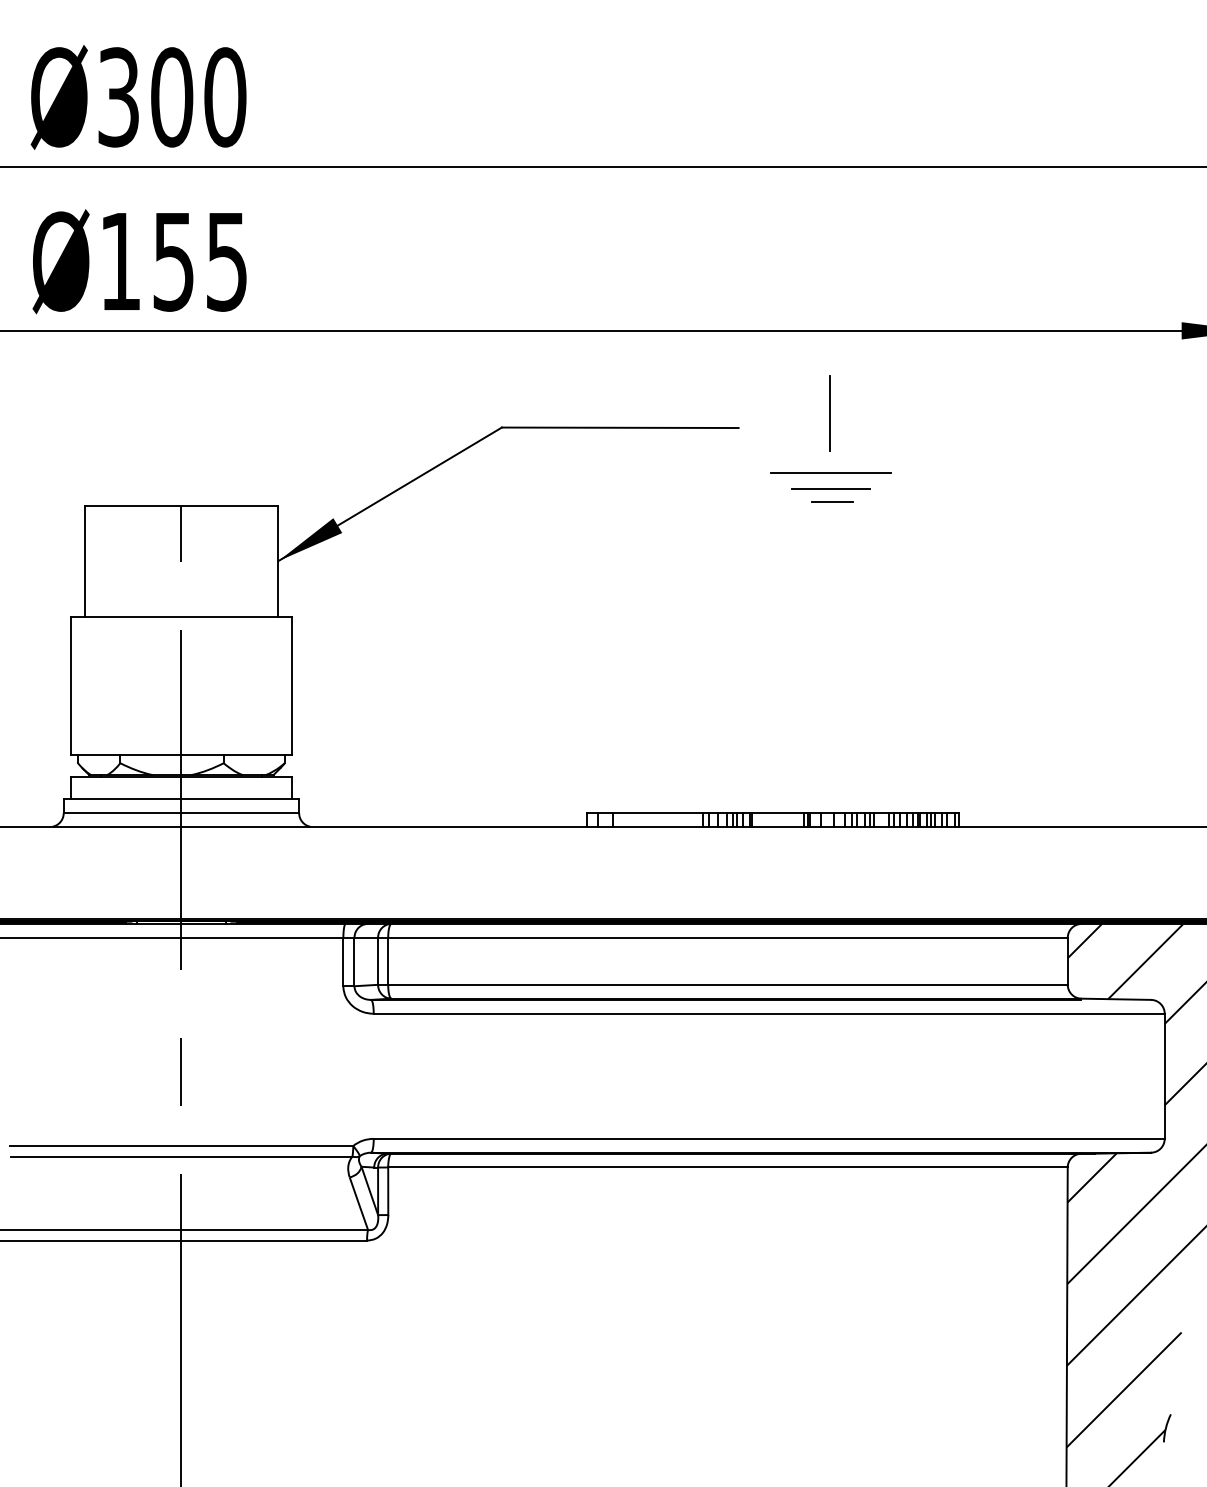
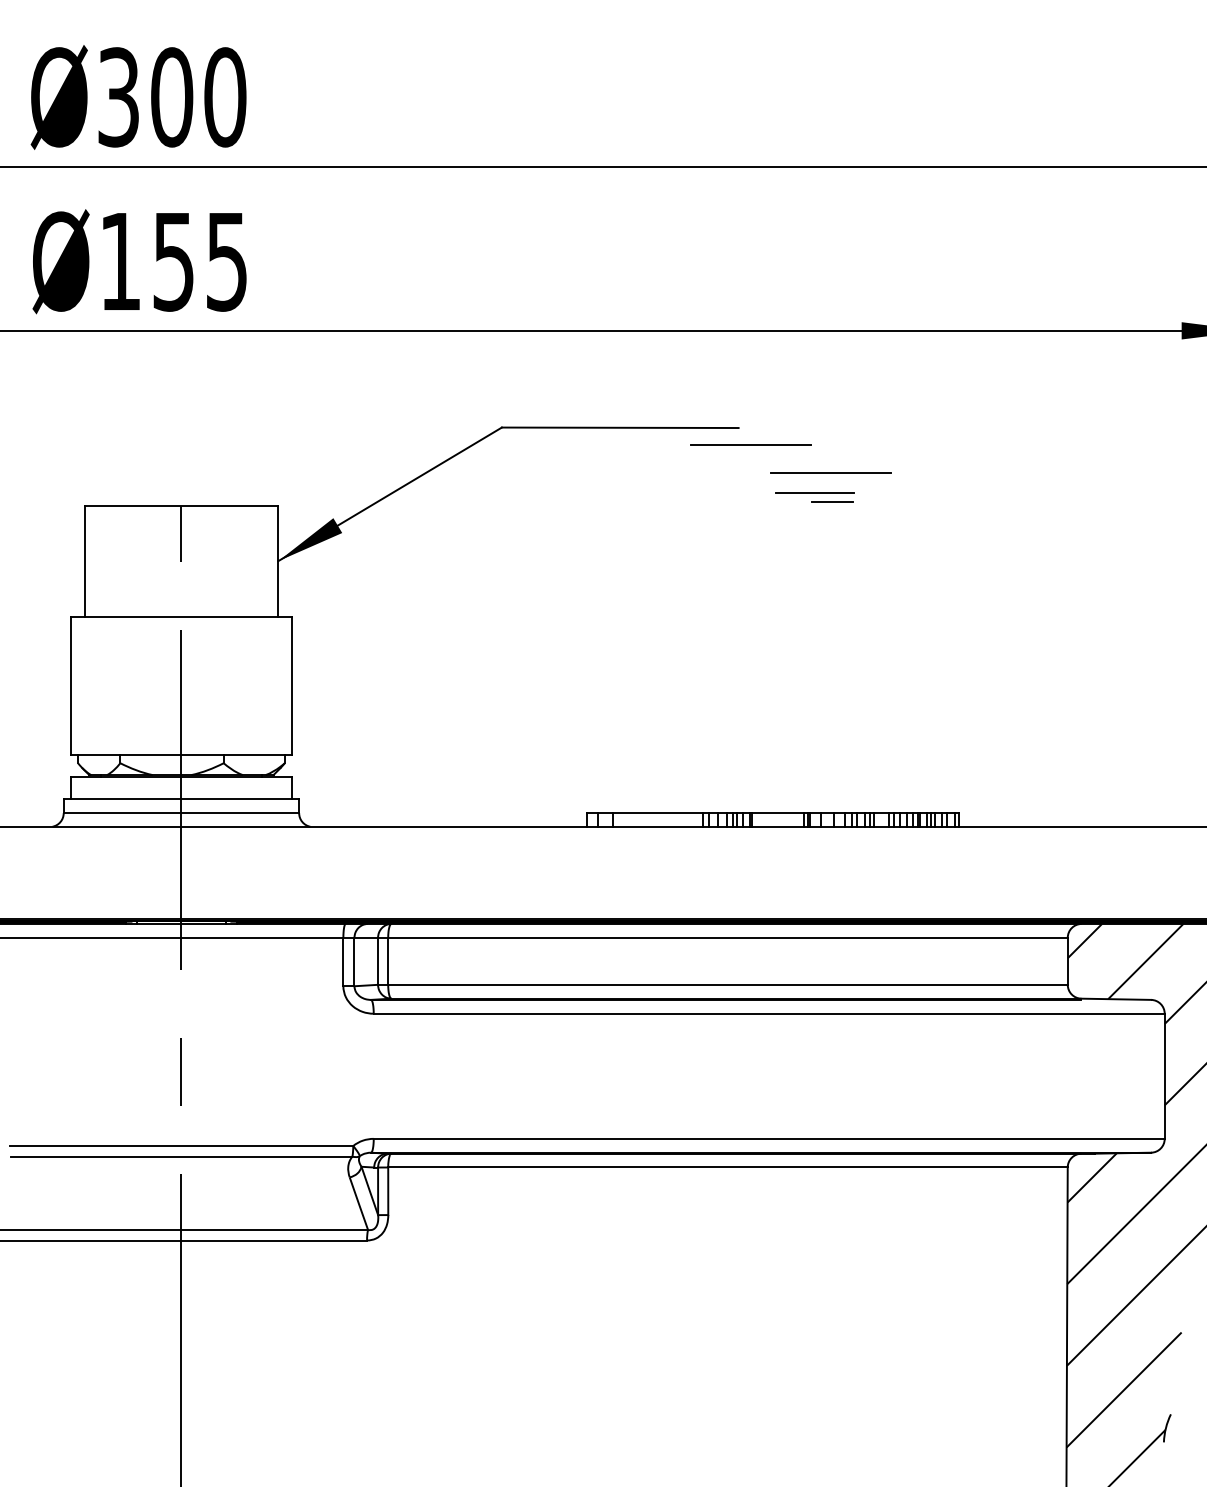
line: present -> none (830, 412)
line: none -> present (750, 444)
line position: (830, 488) -> (814, 492) (814, 492)
